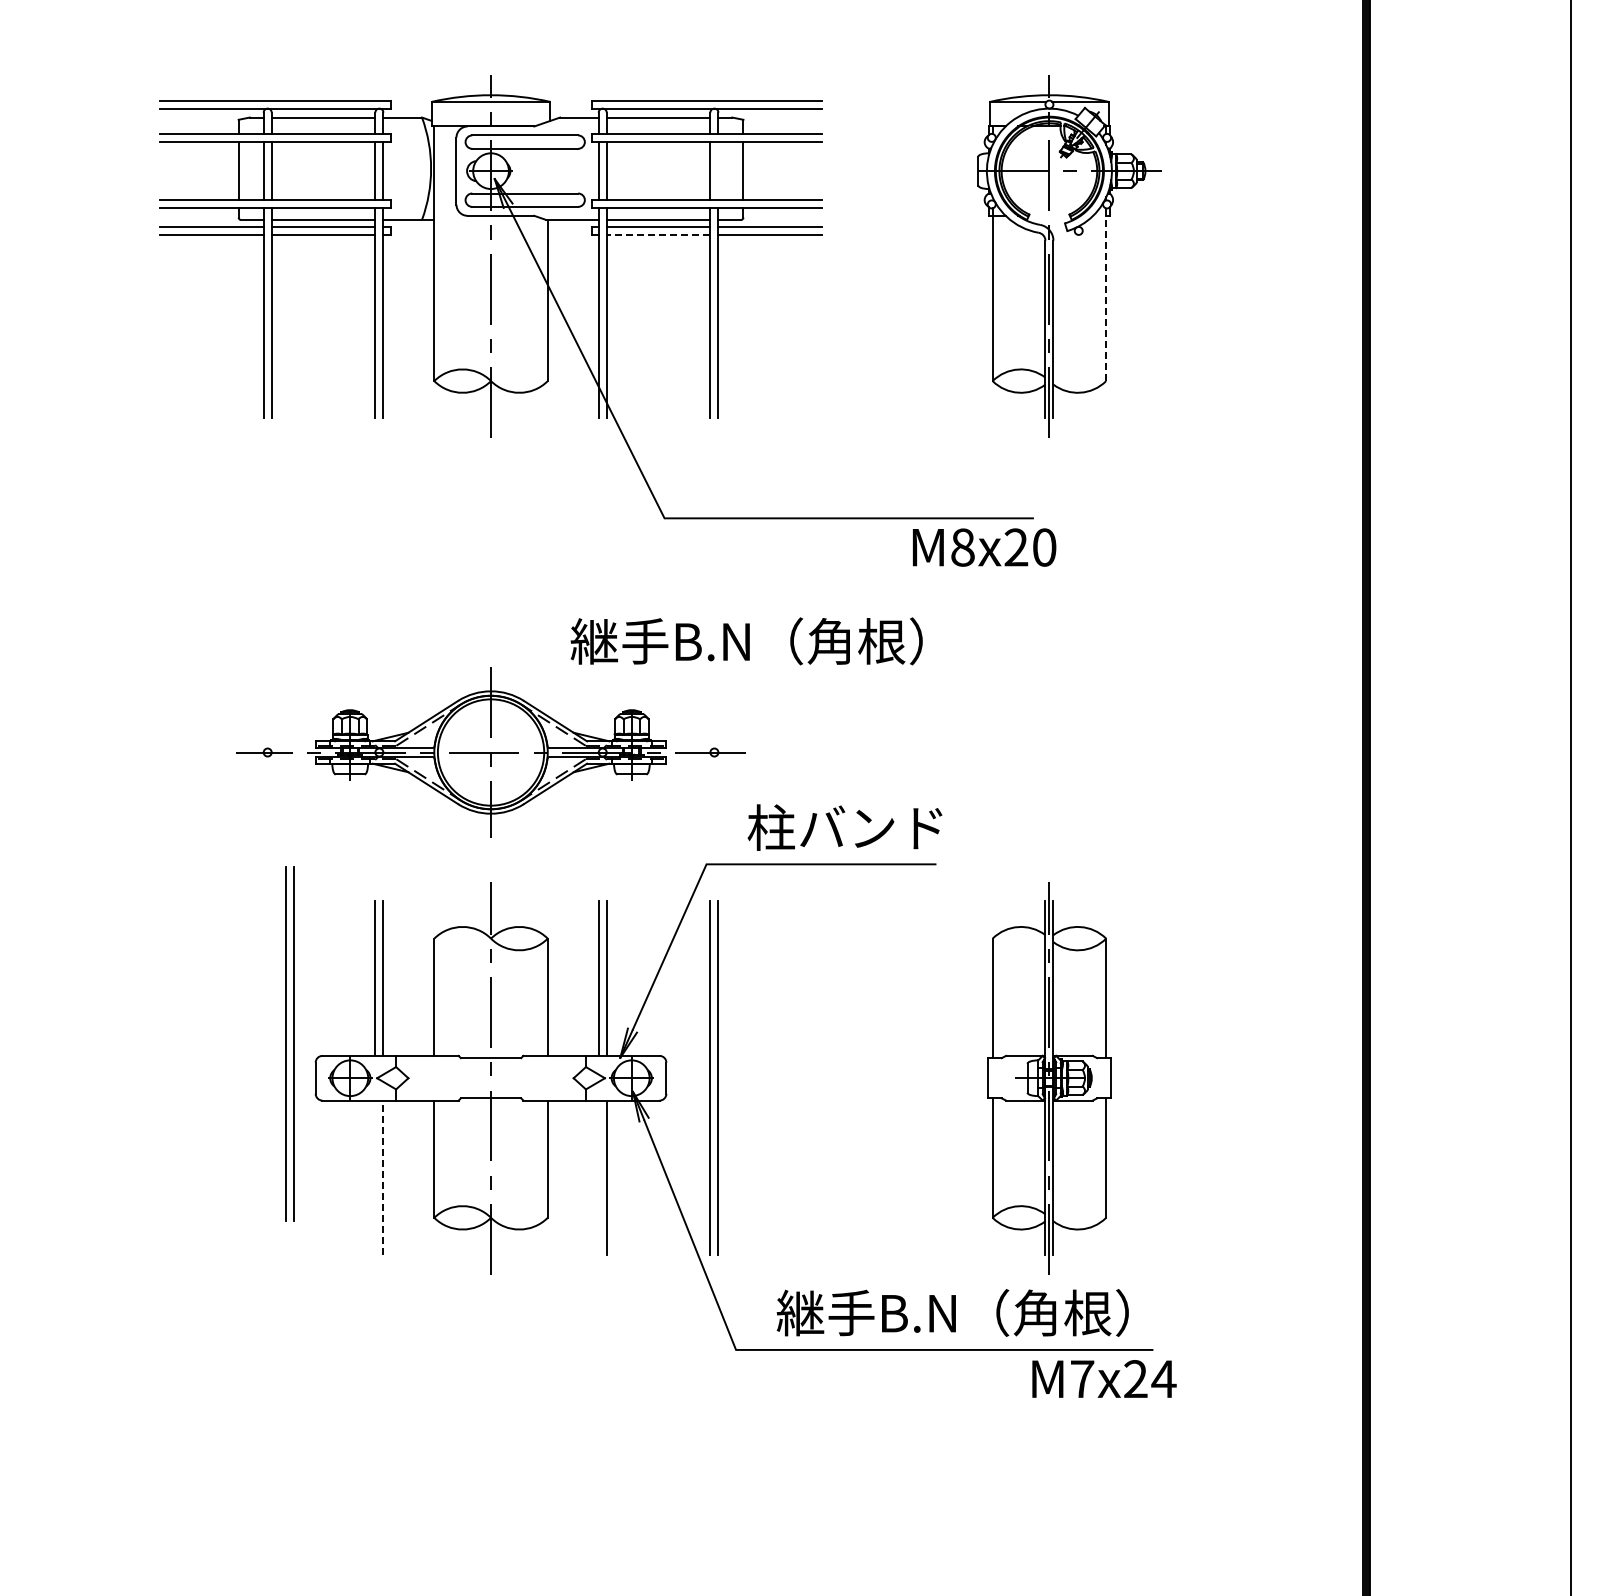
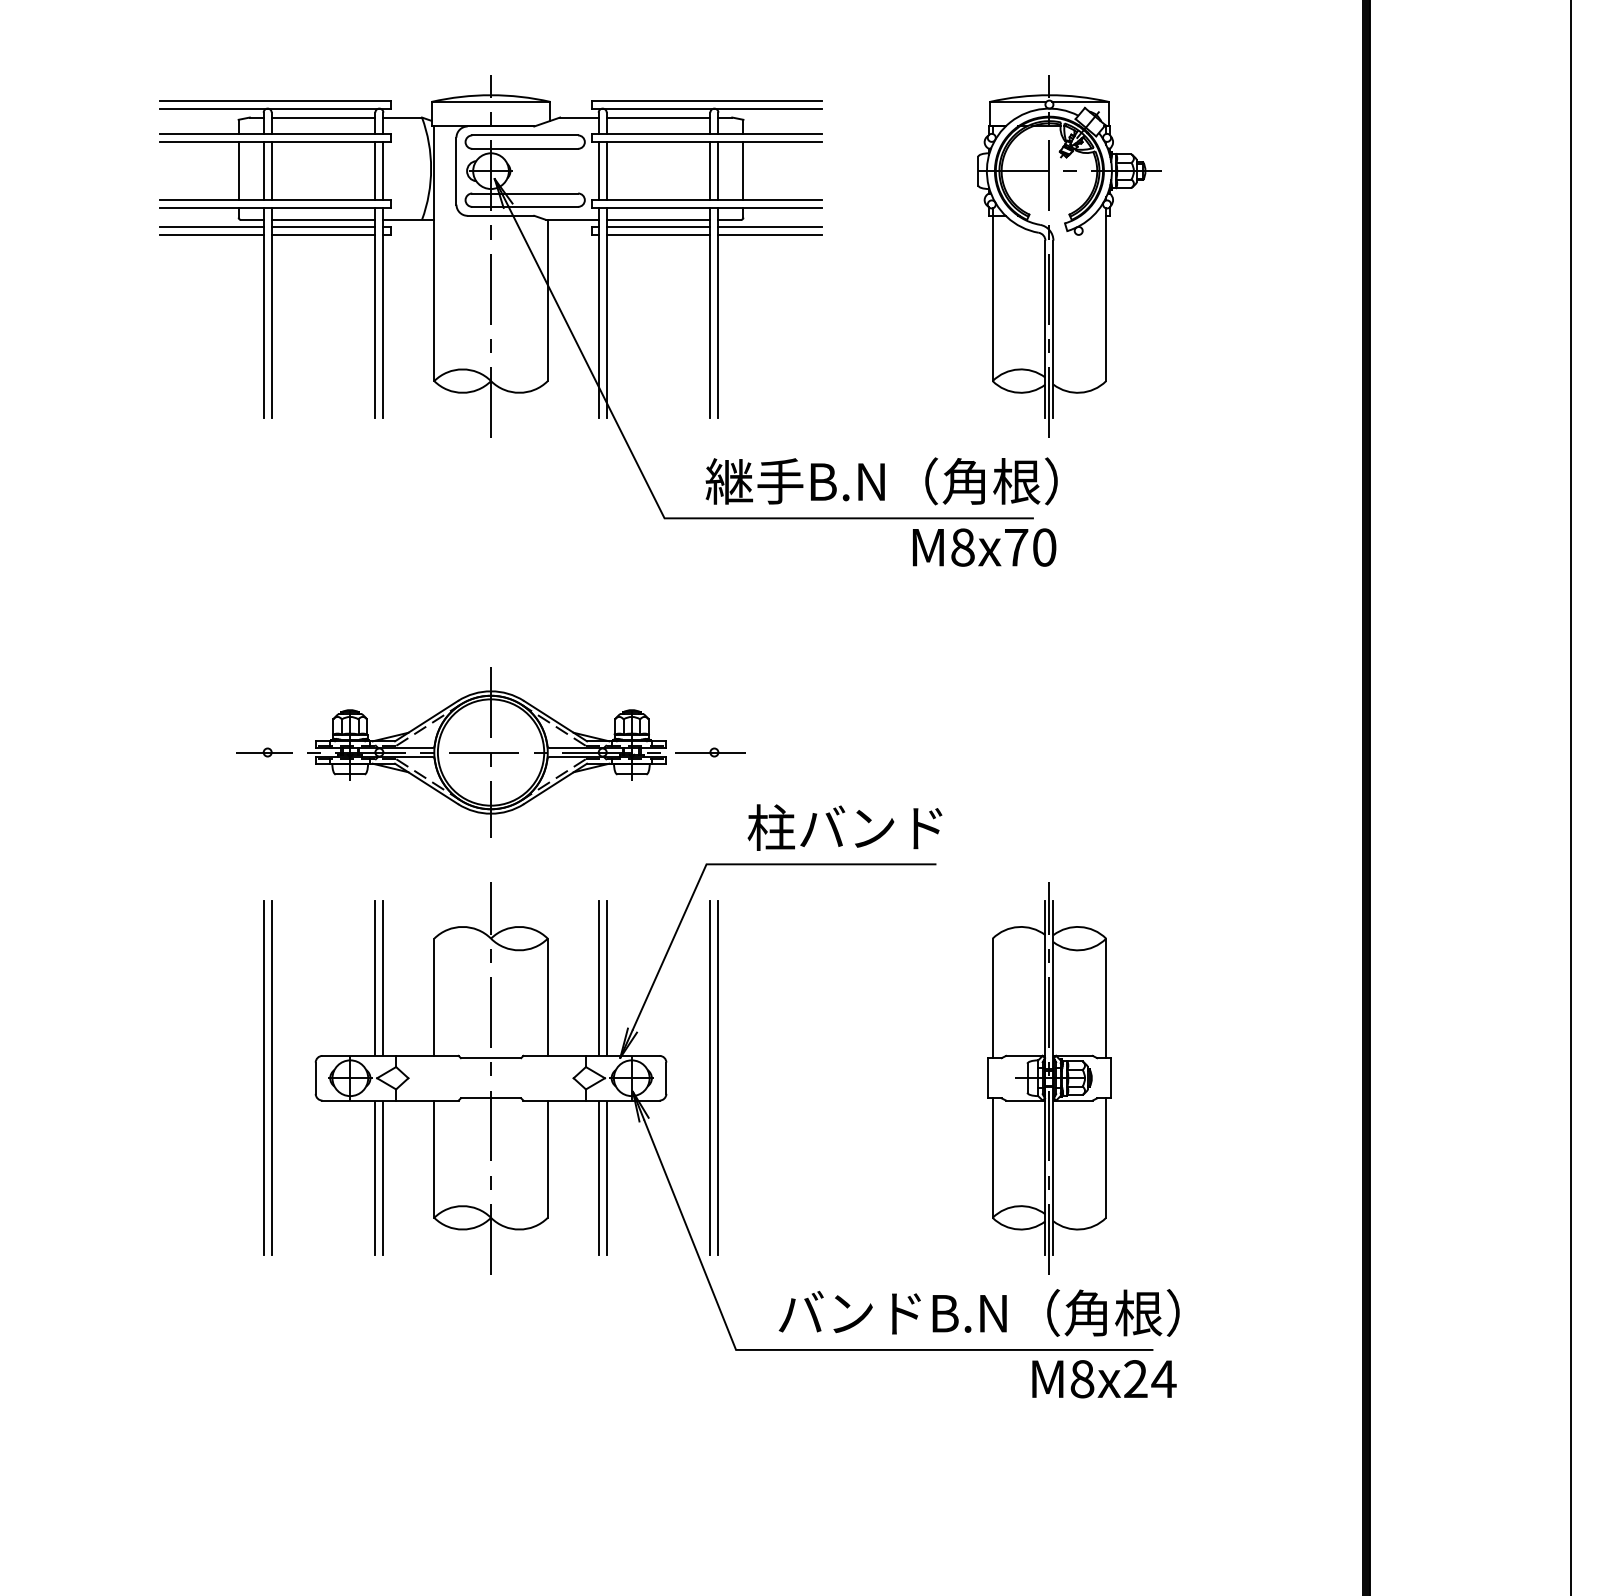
line: none -> present (718, 170)
line: dashed -> solid (658, 234)
line: dashed -> solid (1106, 294)
text: M8x20 -> M8x70 (1016, 547)
text position: (746, 641) -> (881, 481) (881, 481)
part position: (289, 1043) -> (267, 1077) (267, 1077)
line: none -> present (375, 1178)
line: dashed -> solid (383, 1178)
line: none -> present (598, 1178)
text: 継手B.N（角根） -> バンドB.N（角根） (977, 1312)
text: M7x24 -> M8x24 (1082, 1379)
